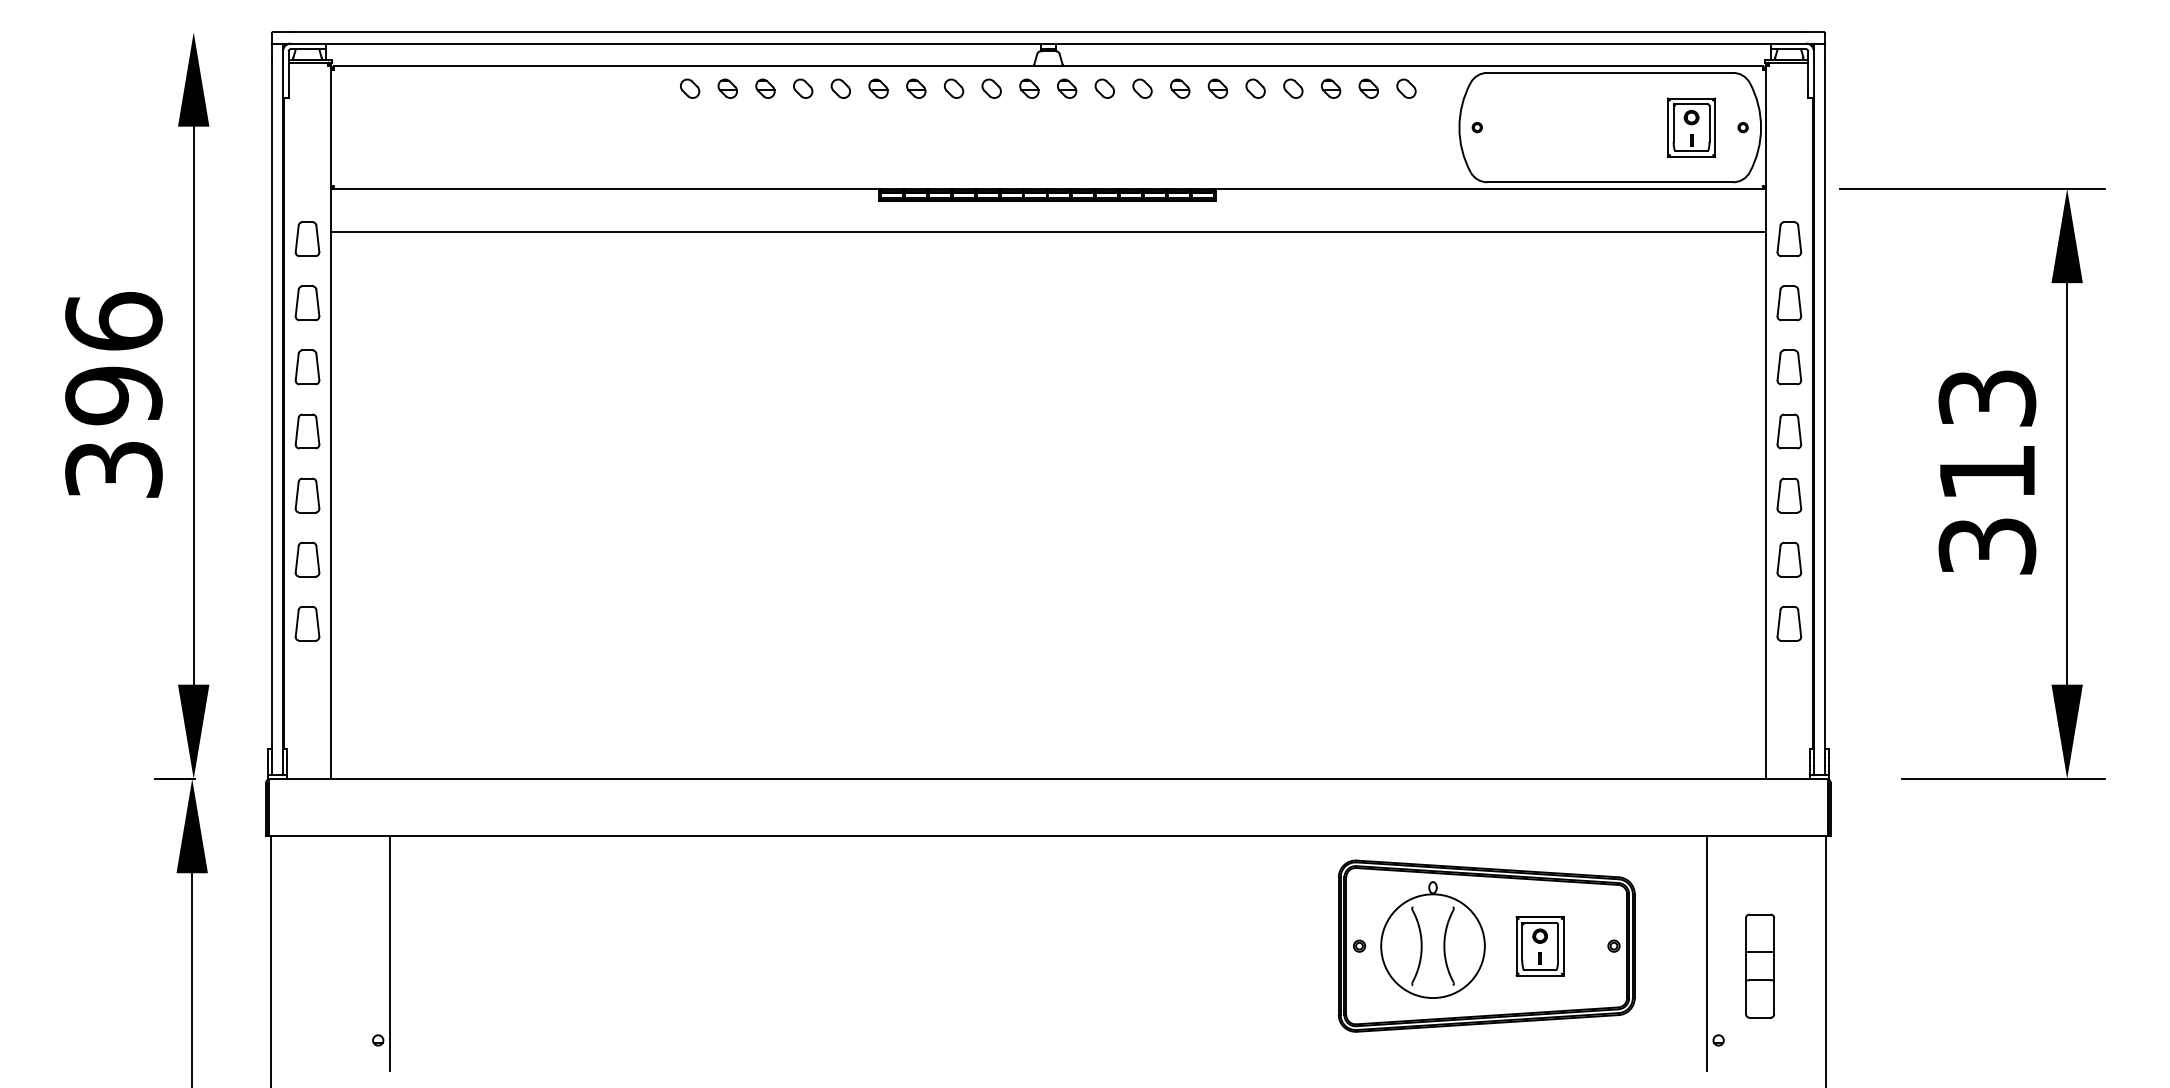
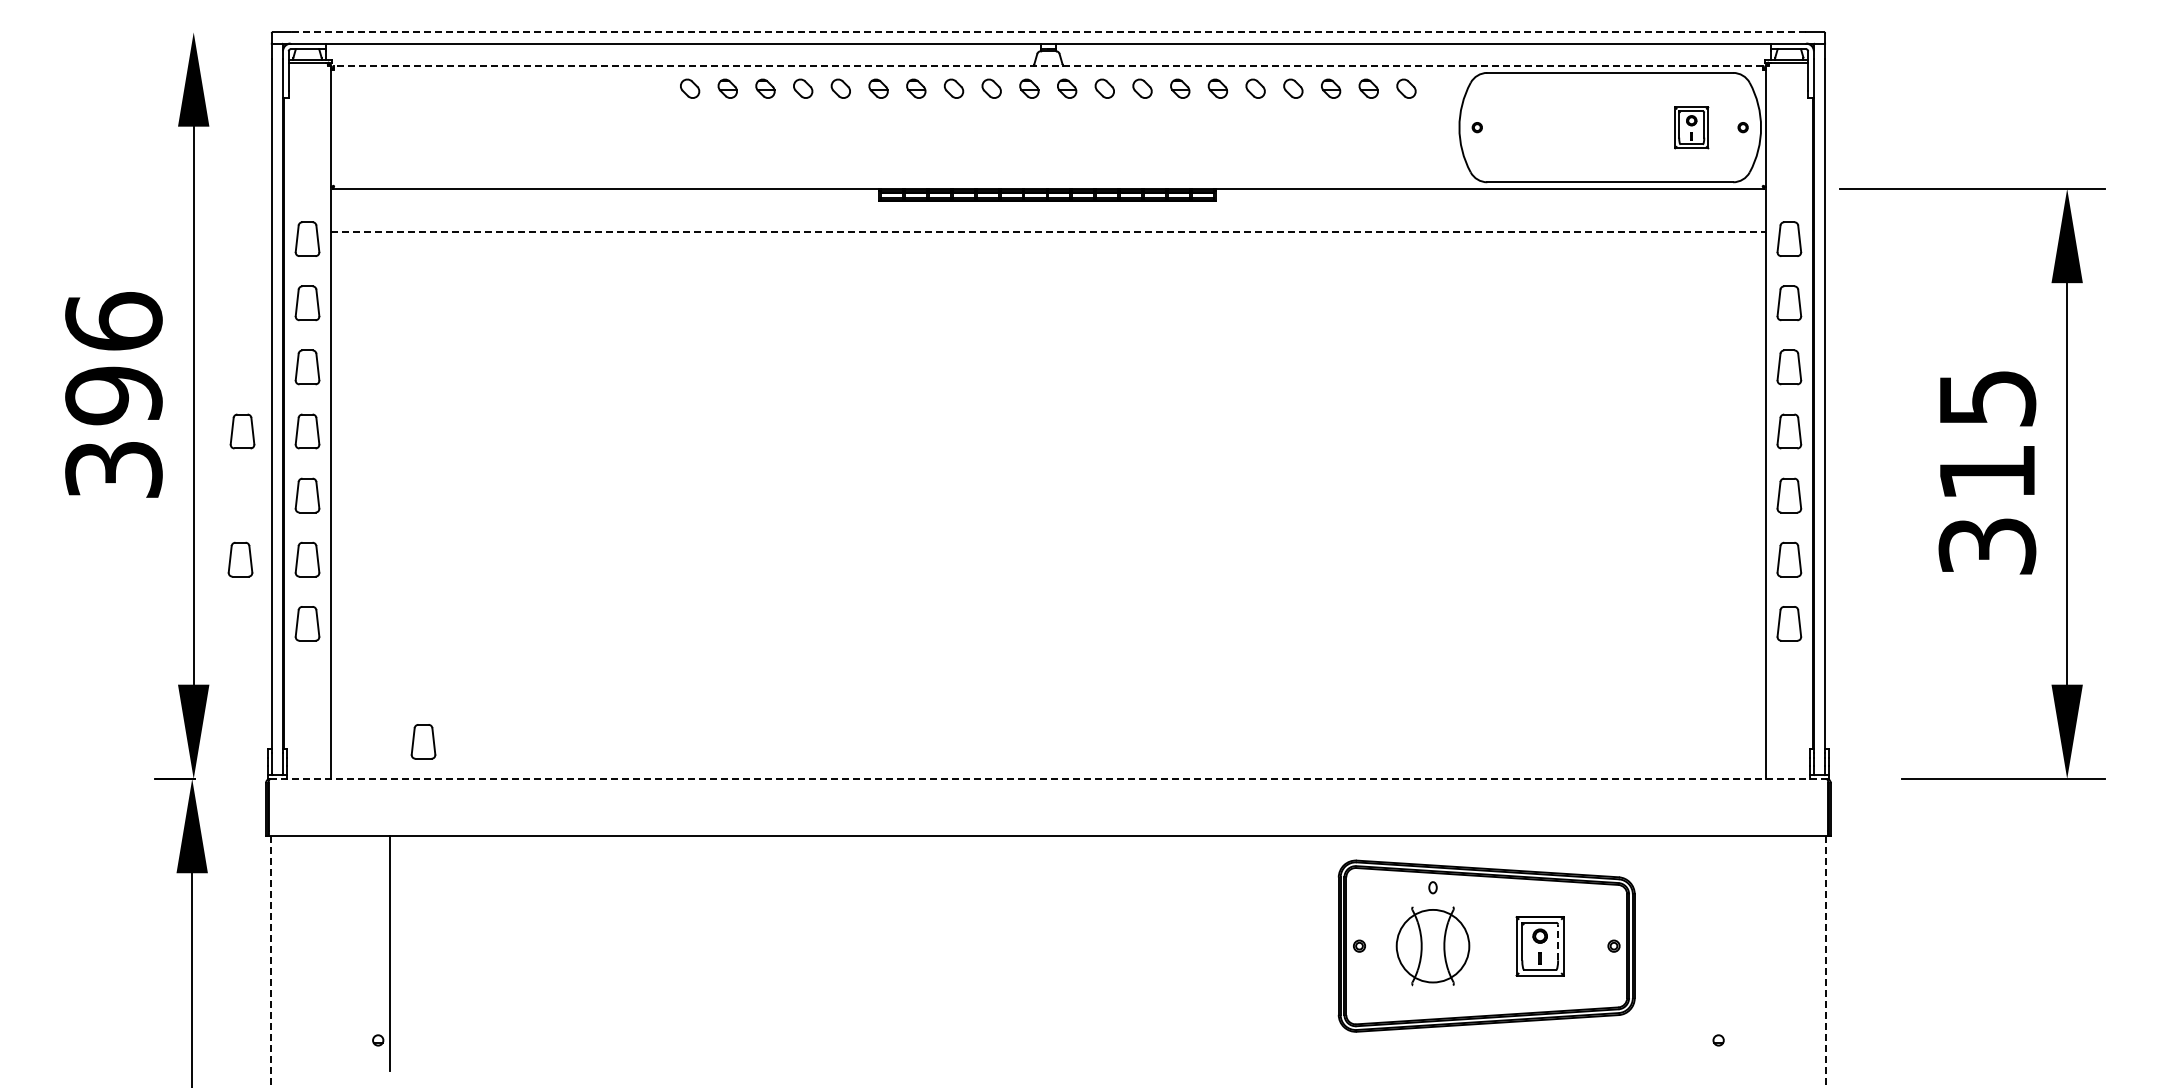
line: solid -> dashed (1048, 32)
line: solid -> dashed (1047, 66)
part size: 50x62 px -> 36x44 px (1691, 127)
line: solid -> dashed (1048, 232)
text: 313 -> 315 (1987, 398)
part: none -> present (242, 431)
part: none -> present (240, 559)
part: none -> present (423, 741)
line: solid -> dashed (1048, 778)
line: solid -> dashed (1558, 942)
circle diameter: 104 px -> 73 px (1432, 945)
line: present -> none (1707, 952)
line: solid -> dashed (270, 961)
line: solid -> dashed (1826, 961)
part: present -> none (1760, 965)
